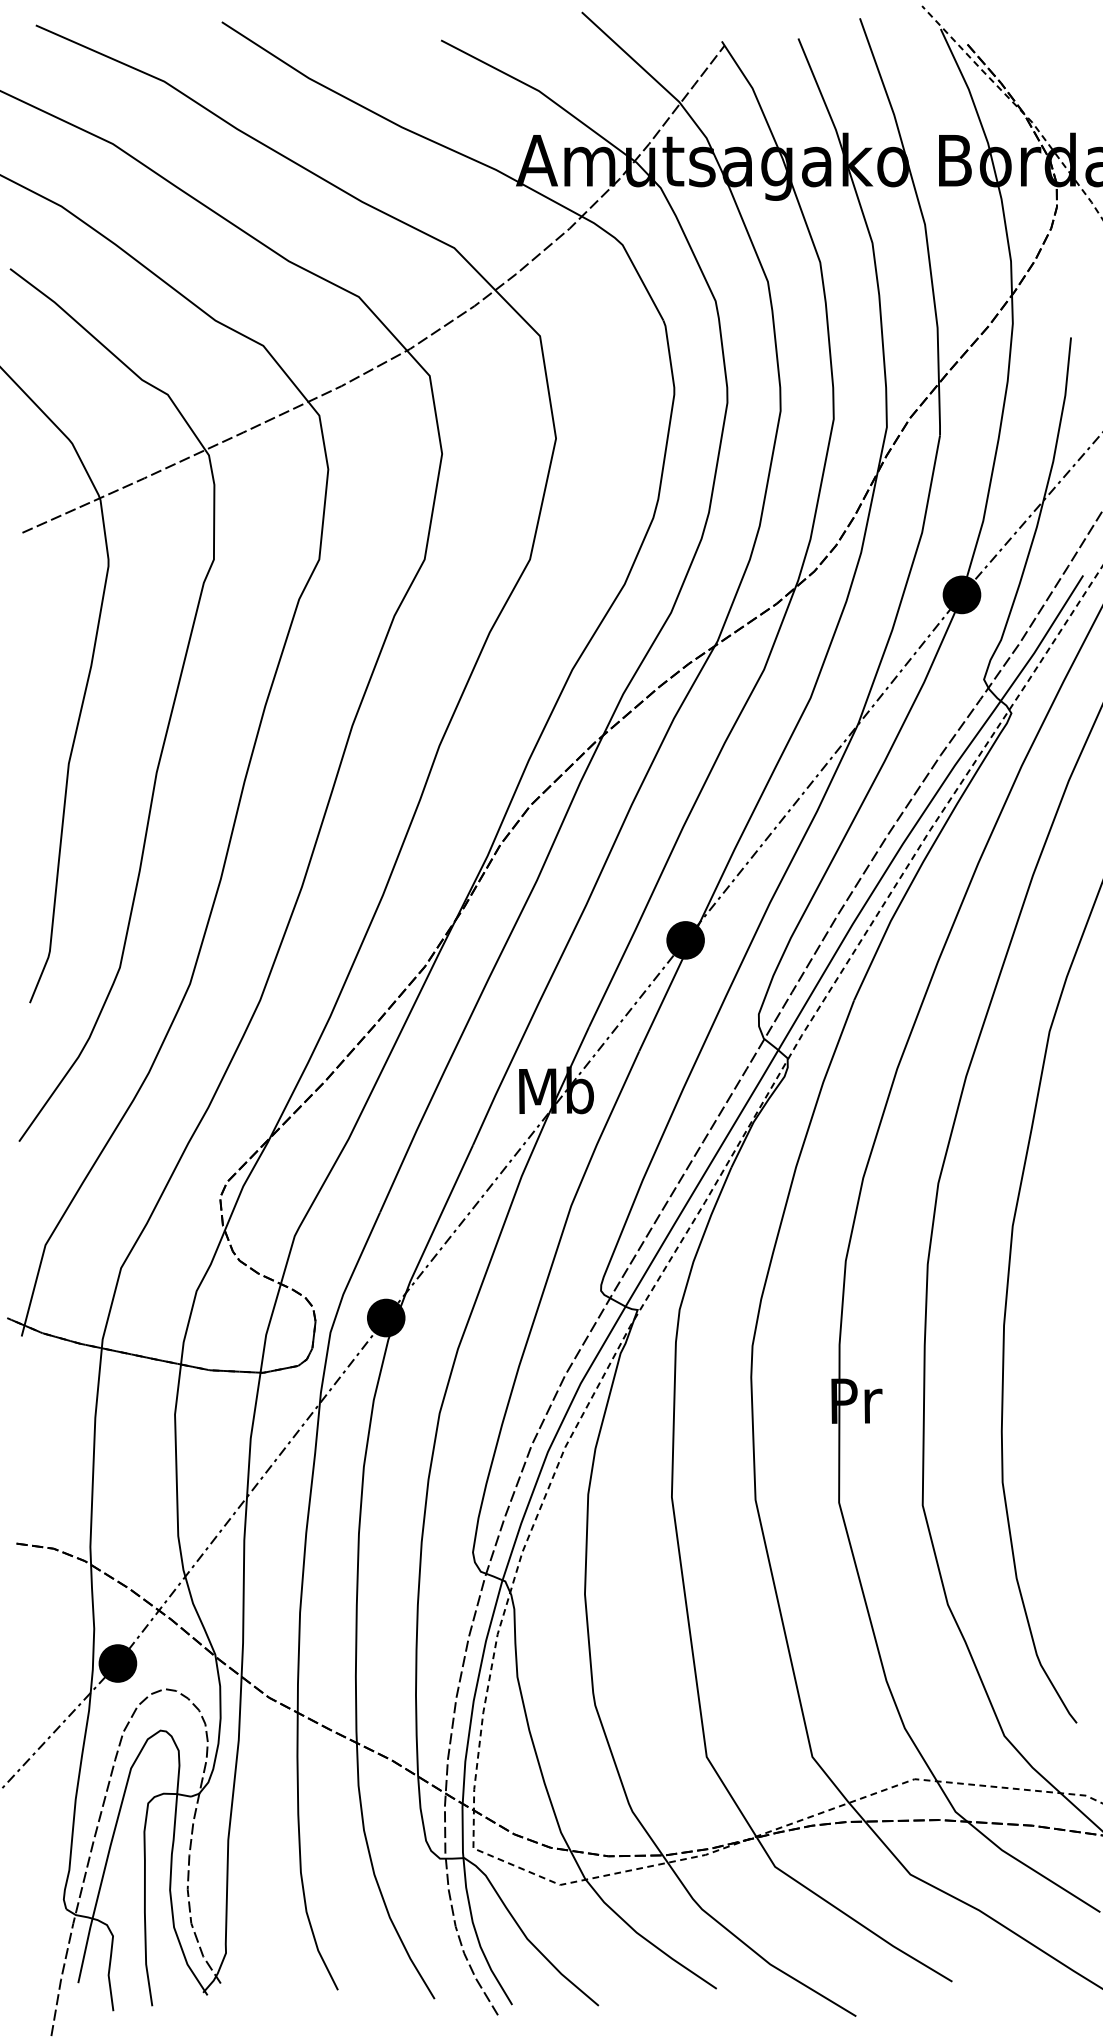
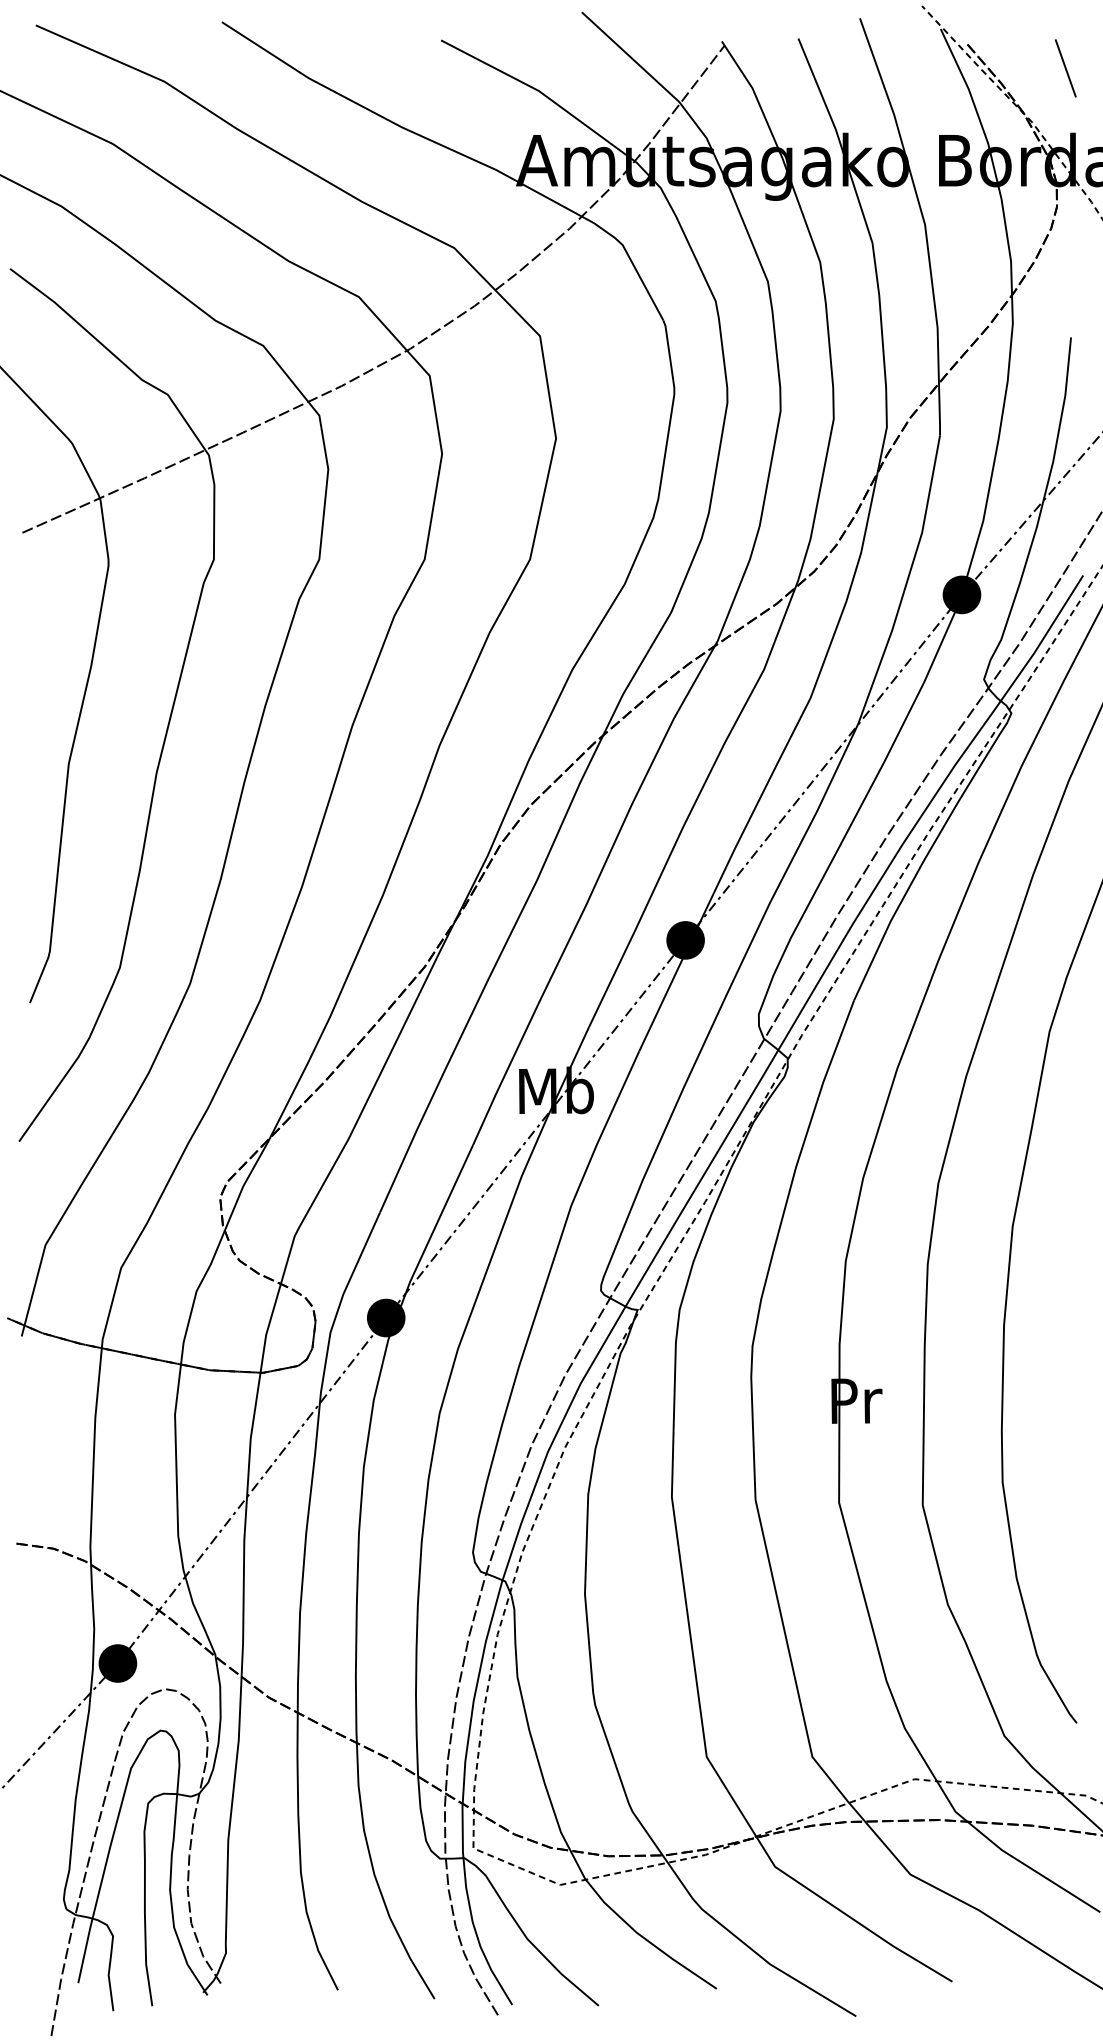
line: none -> present (1065, 68)
